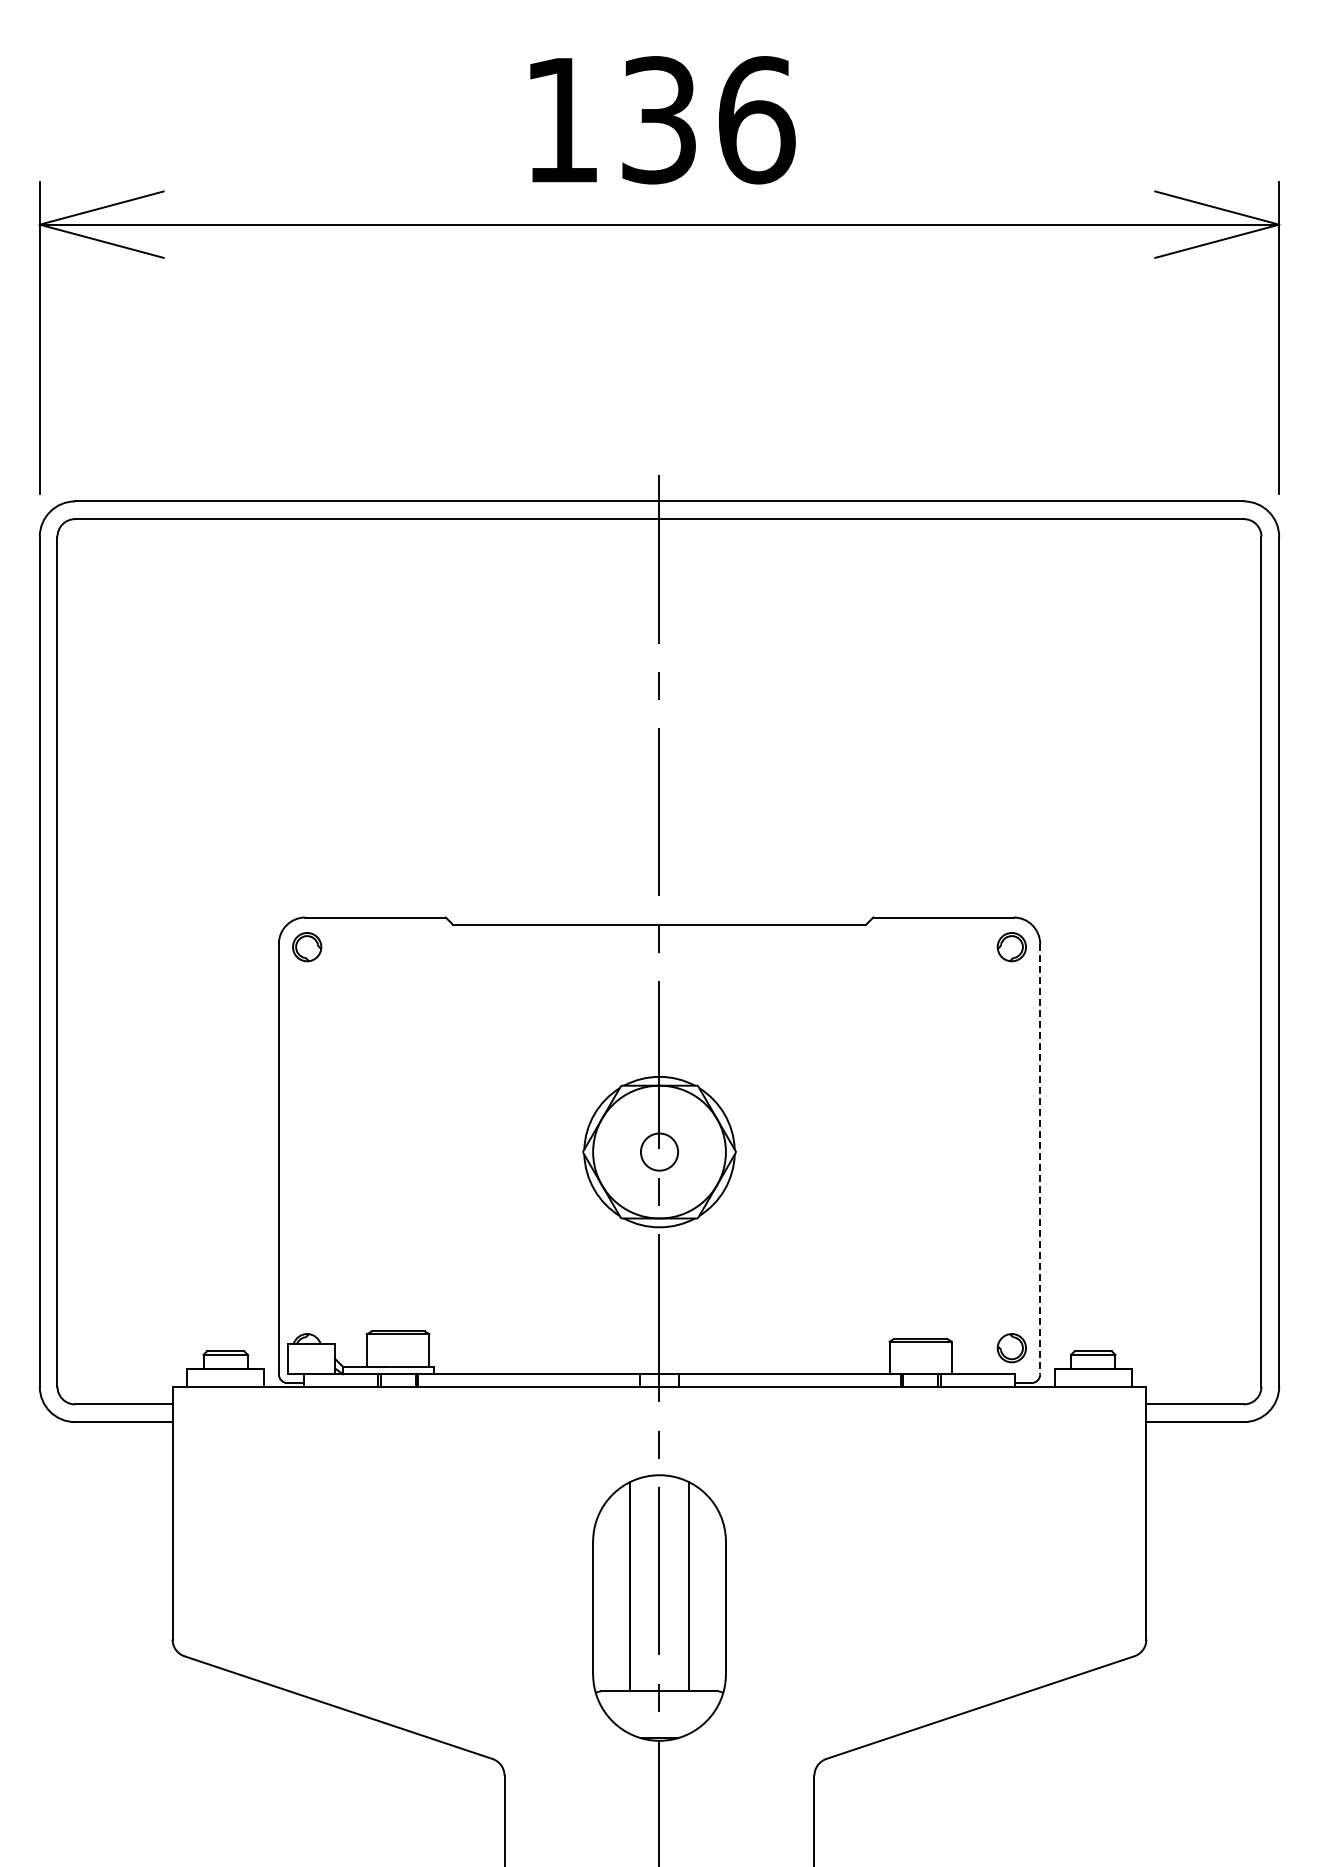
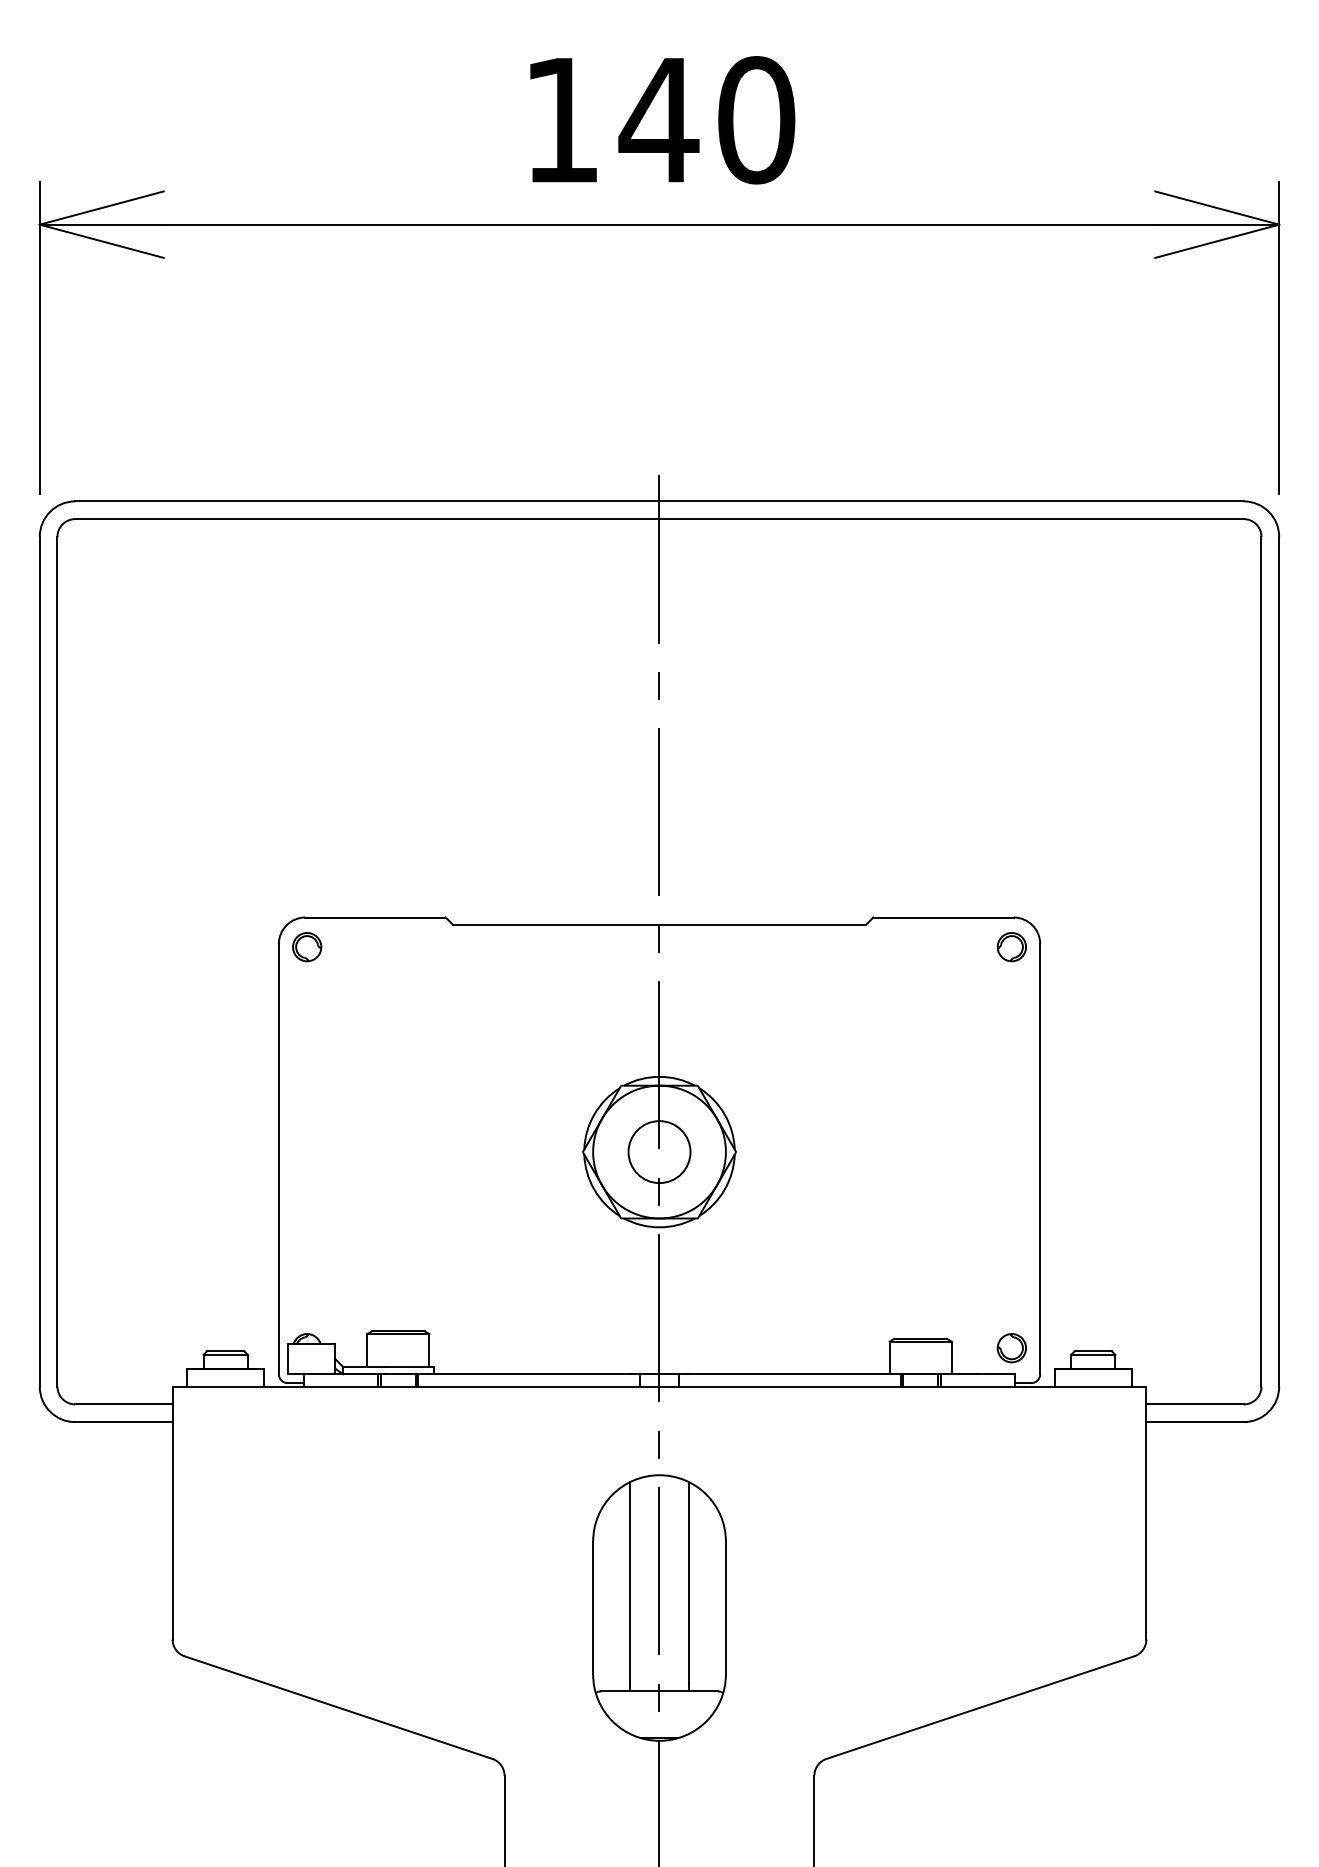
text: 136 -> 140 (706, 120)
circle diameter: 37 px -> 62 px (659, 1152)
line: dashed -> solid (1040, 1159)
